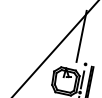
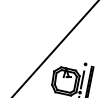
line: present -> none (81, 35)
